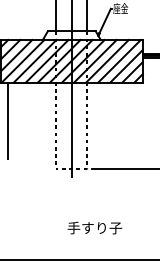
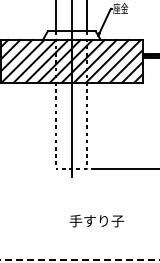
line: present -> none (7, 120)
text position: (94, 227) -> (96, 220) (96, 220)
line: solid -> dashed (80, 260)
